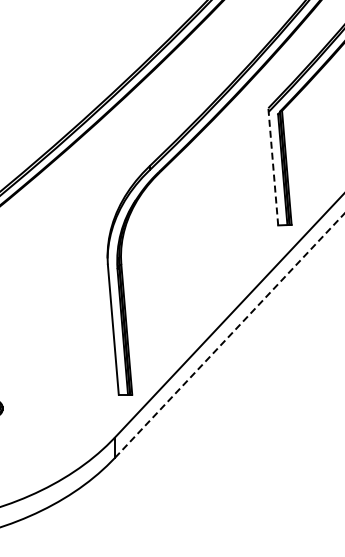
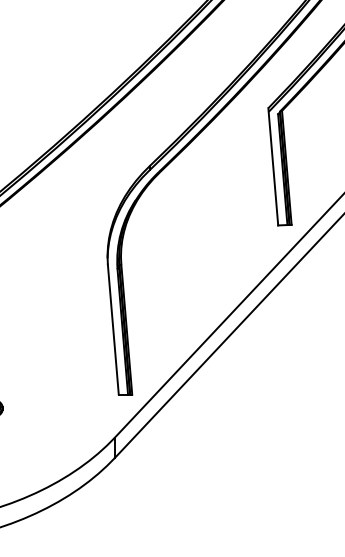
line: dashed -> solid (273, 166)
line: dashed -> solid (229, 335)
